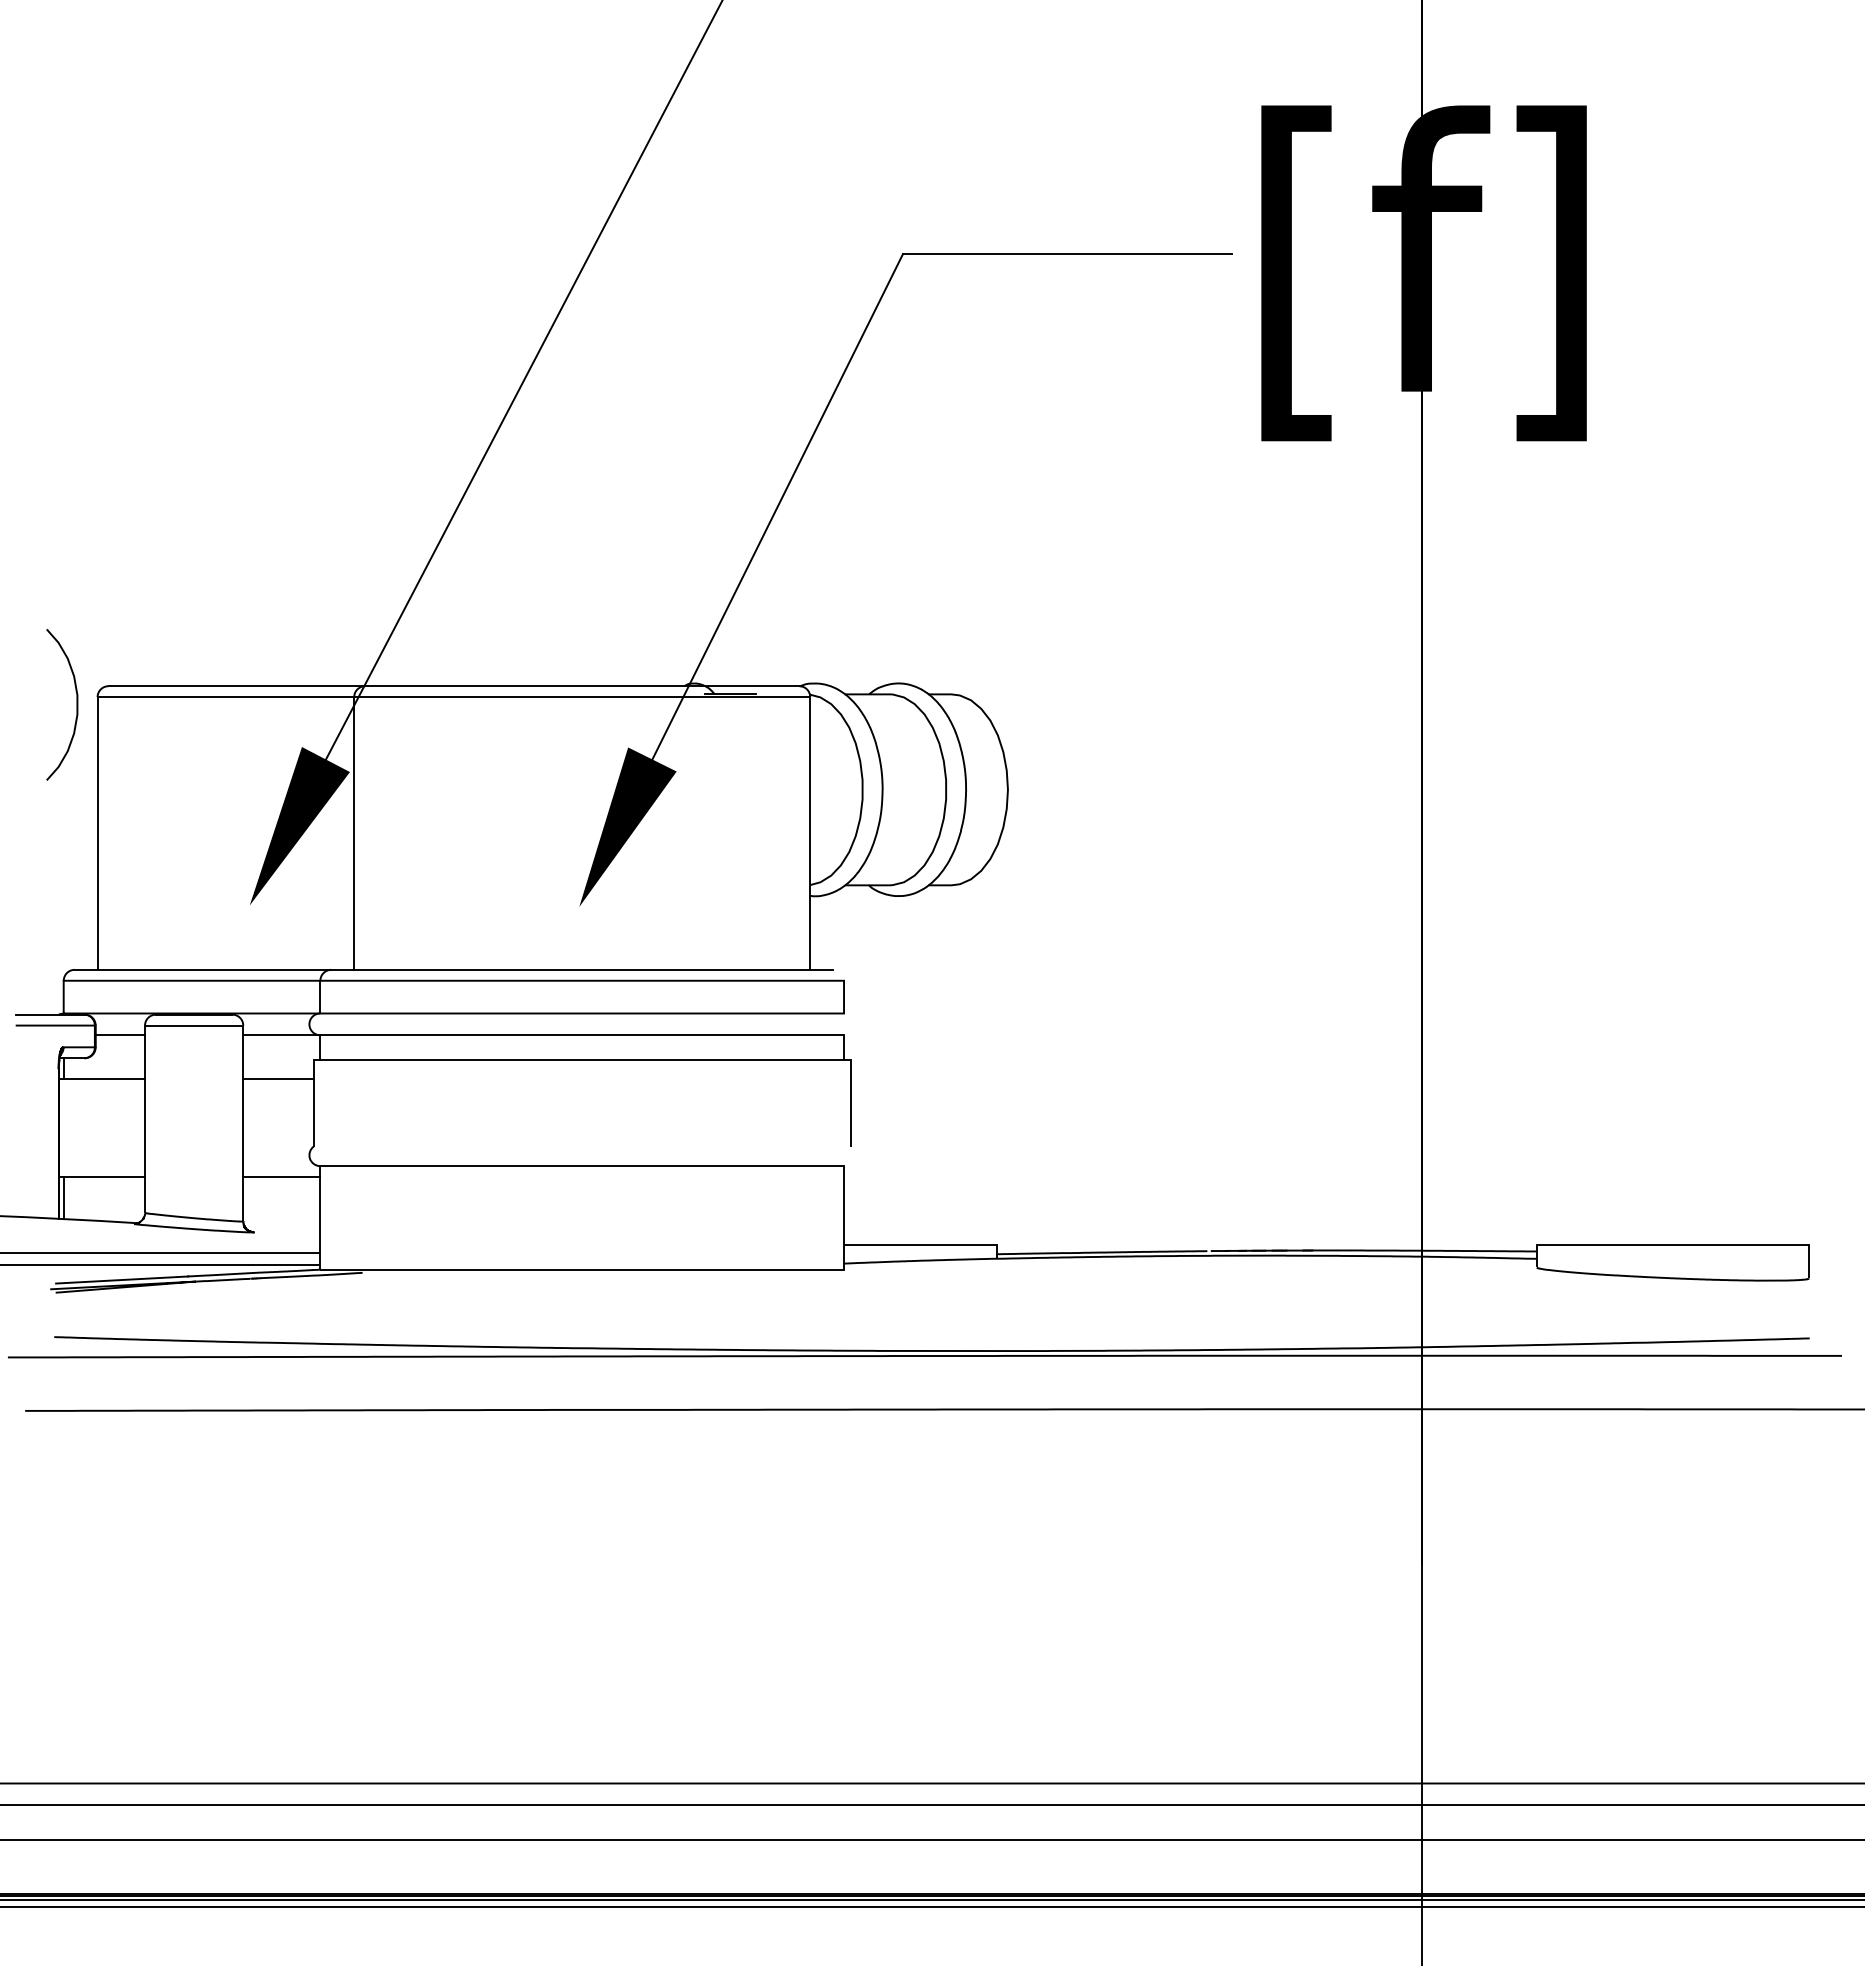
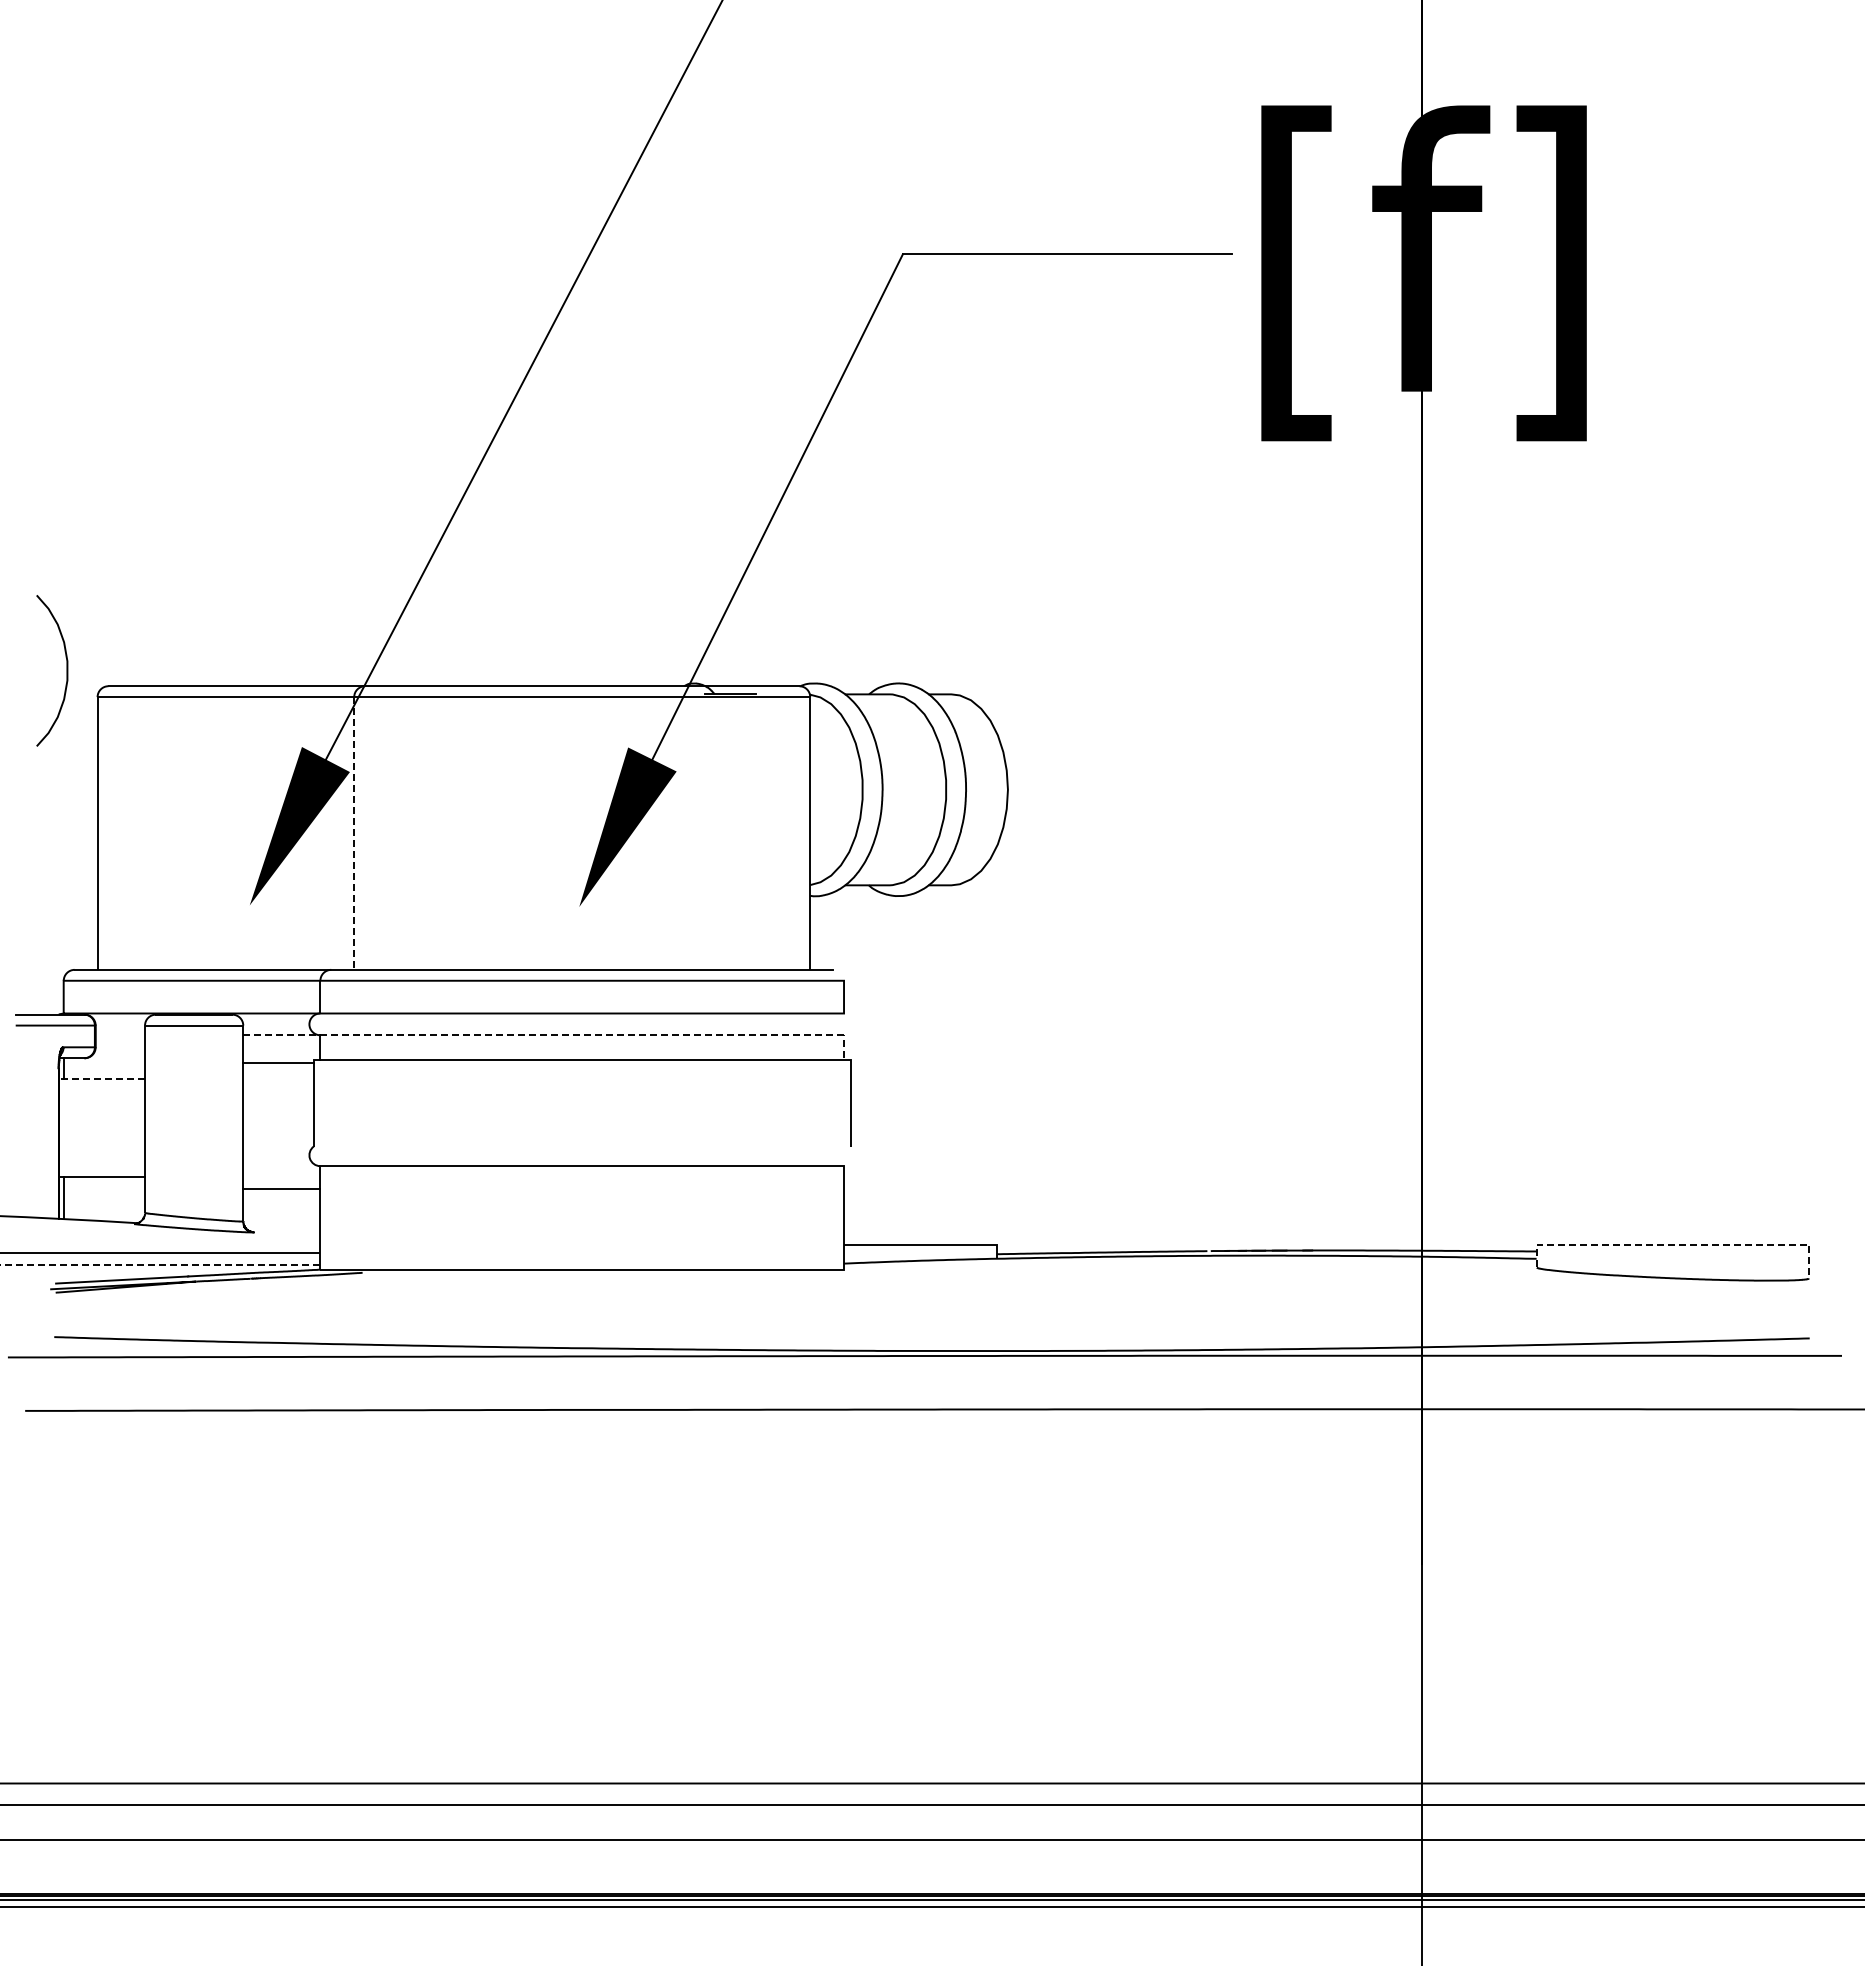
curve position: (76, 704) -> (66, 670) (66, 670)
line: solid -> dashed (354, 834)
line: present -> none (120, 1035)
line: solid -> dashed (557, 1035)
line: solid -> dashed (101, 1079)
line position: (278, 1079) -> (278, 1063) (278, 1063)
line position: (281, 1177) -> (281, 1189) (281, 1189)
line: solid -> dashed (1678, 1244)
line: solid -> dashed (160, 1265)
